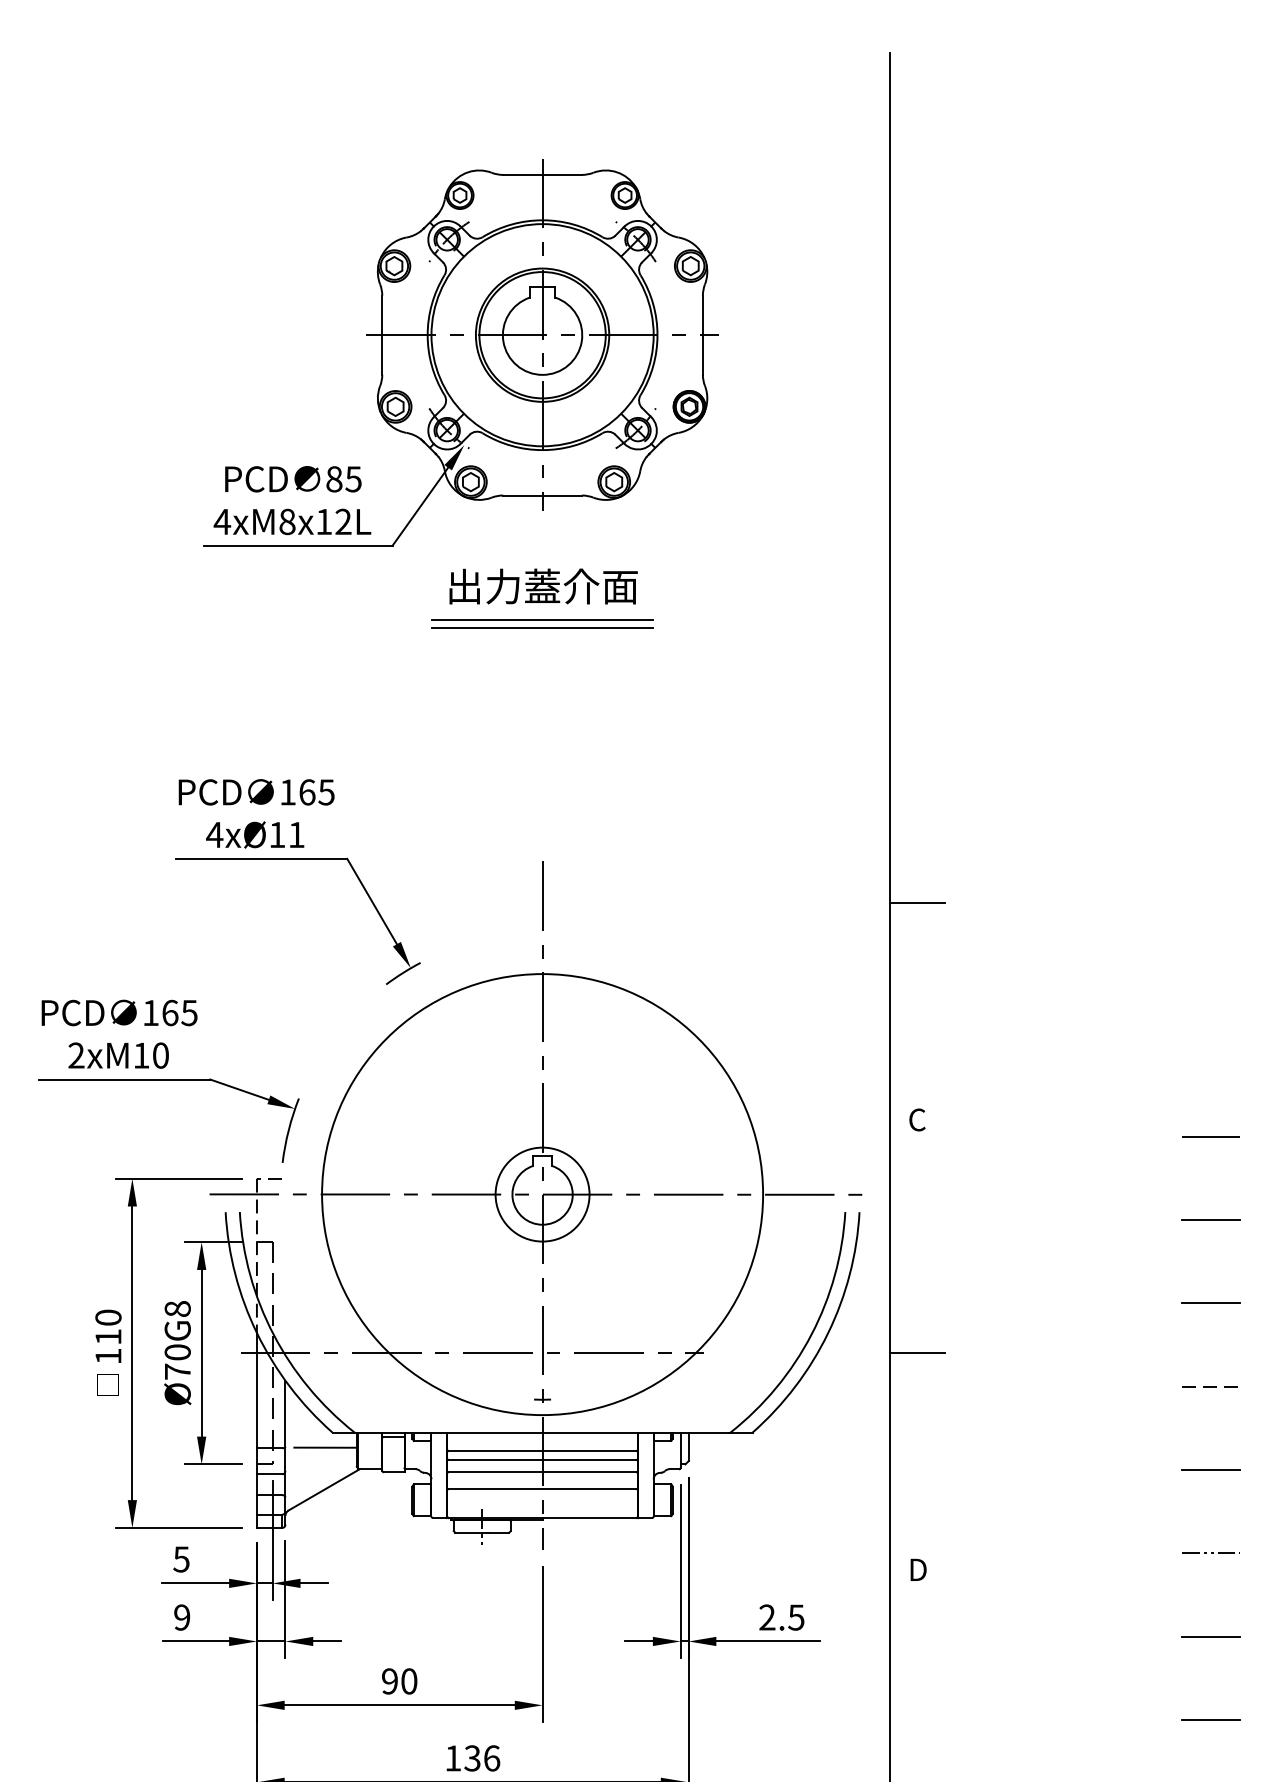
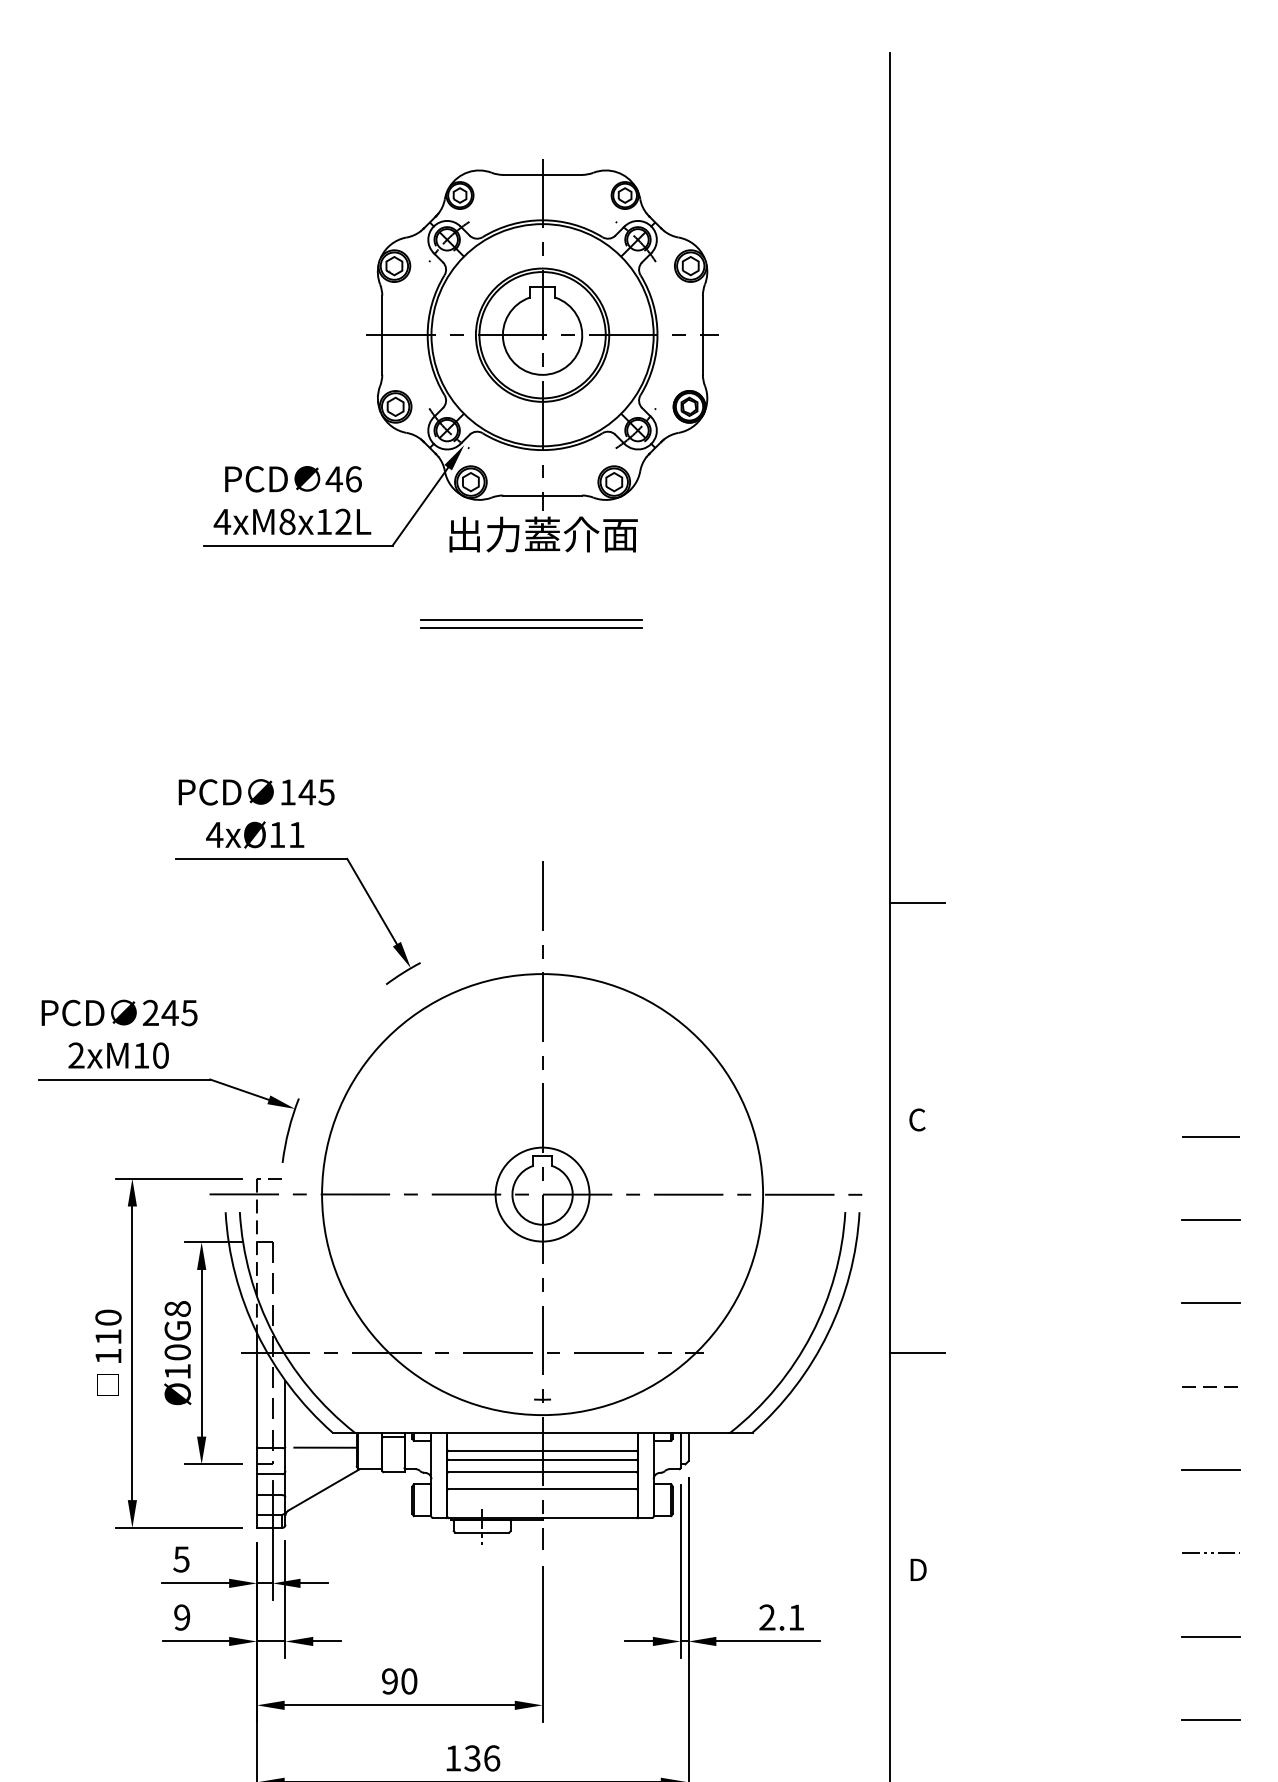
text: 85 -> 46 (343, 479)
text position: (543, 586) -> (543, 534) (543, 534)
part position: (542, 623) -> (531, 623) (531, 623)
text: 165 -> 145 (306, 792)
text: 165 -> 245 (160, 1012)
text: Ø70G8 -> Ø10G8 (177, 1371)
text: 2.5 -> 2.1 (796, 1617)
